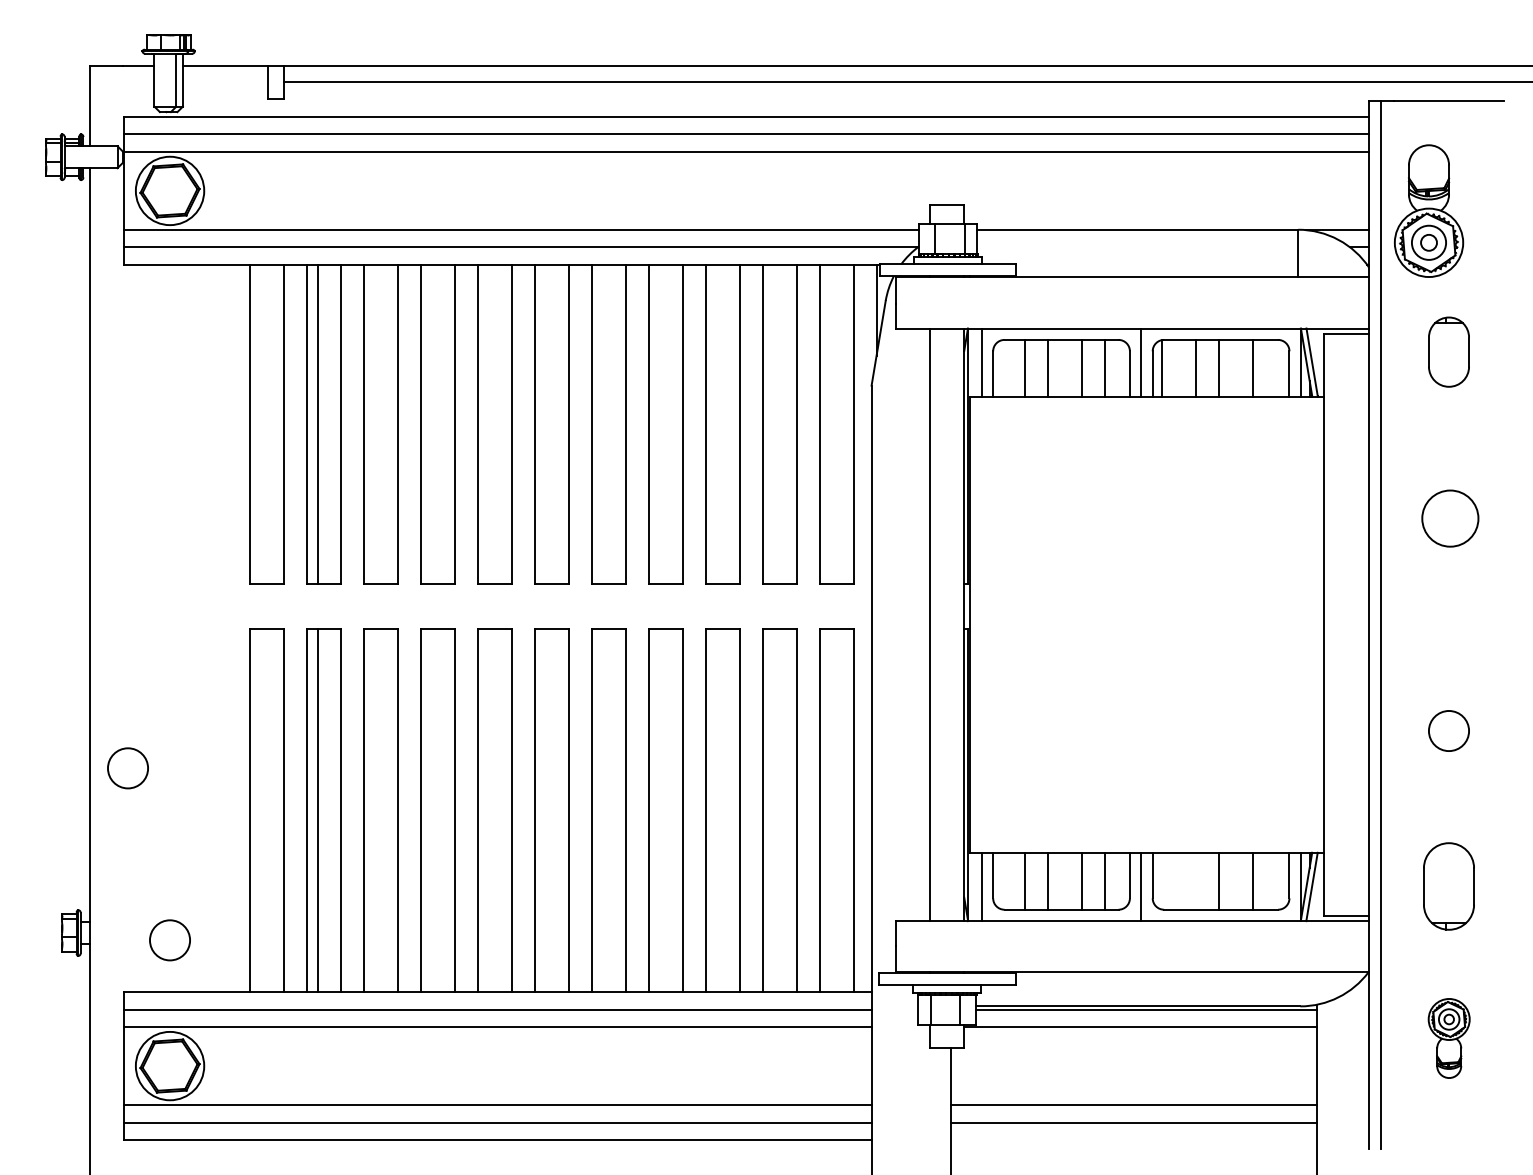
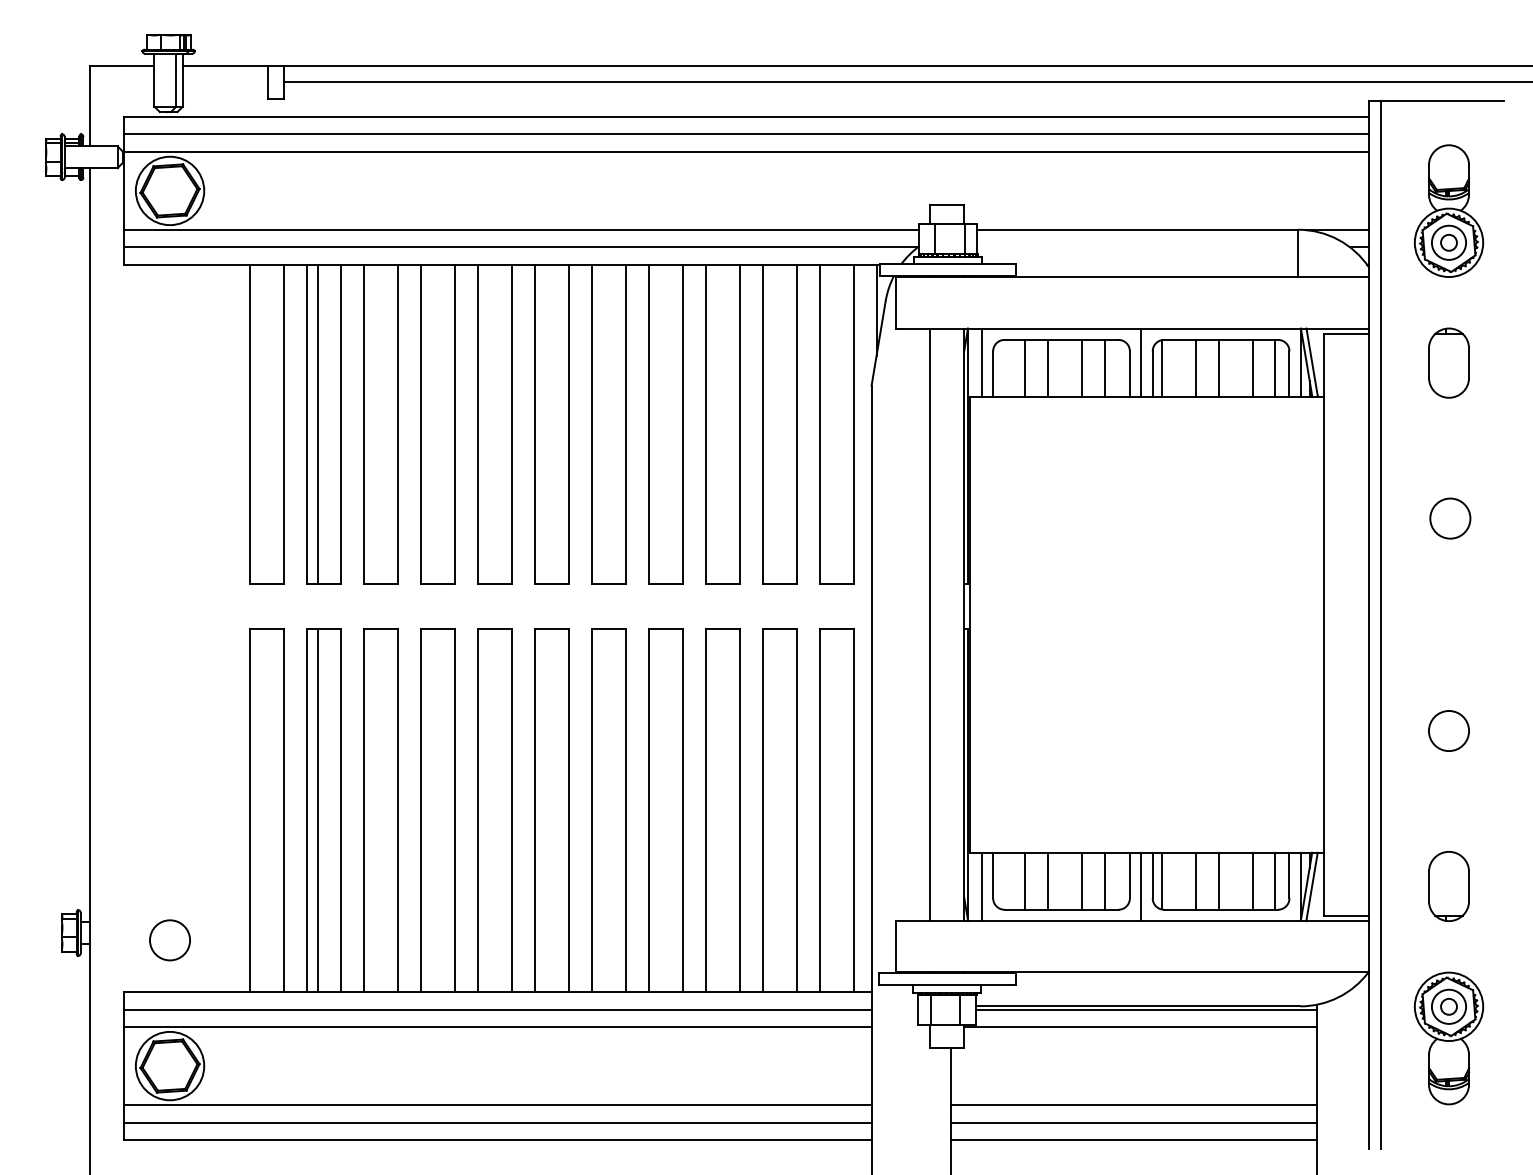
part position: (1429, 210) -> (1449, 210) (1449, 210)
part position: (1448, 351) -> (1448, 362) (1448, 362)
line: none -> present (1275, 367)
circle diameter: 56 px -> 40 px (1450, 518)
circle: present -> none (127, 768)
line: none -> present (1161, 880)
line: none -> present (1195, 880)
line: none -> present (1275, 880)
part size: 52x89 px -> 42x71 px (1448, 886)
part size: 44x81 px -> 71x135 px (1449, 1038)
line: none -> present (1134, 1139)
